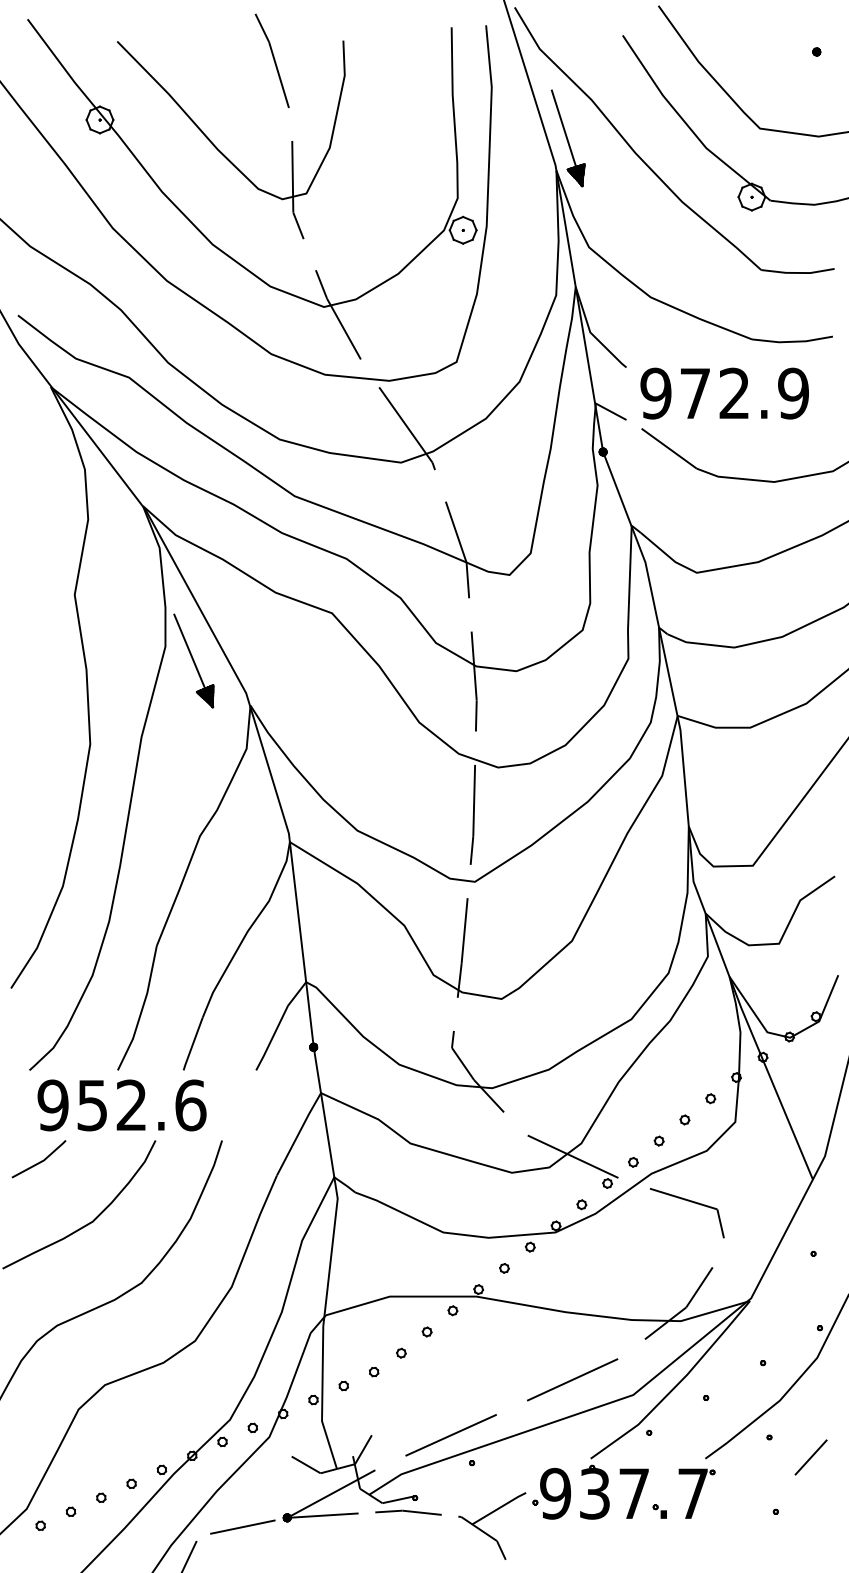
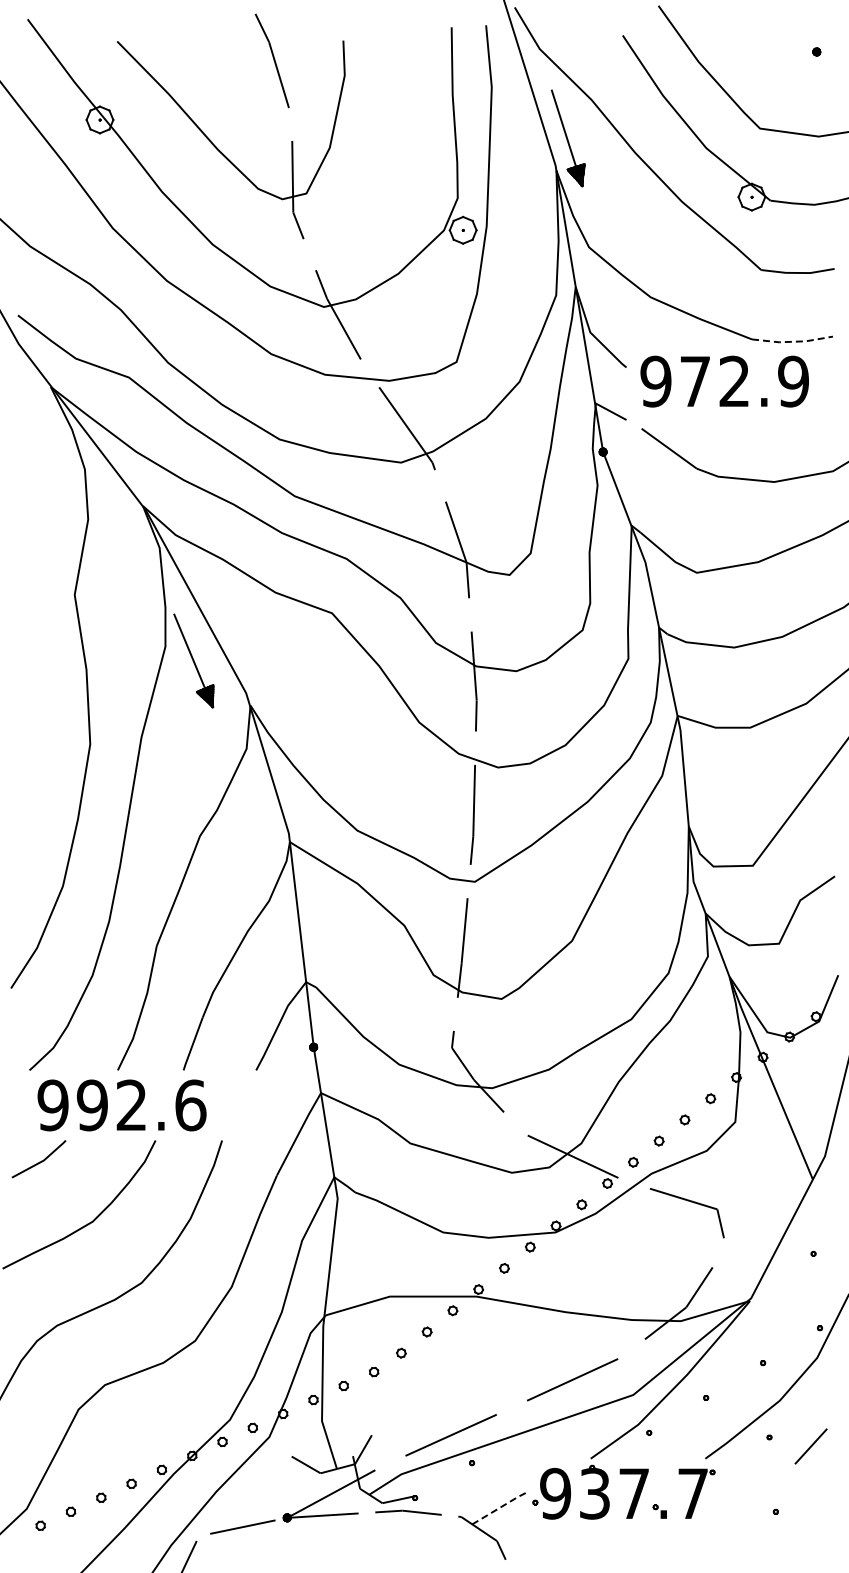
line: solid -> dashed (793, 341)
text position: (724, 393) -> (724, 381) (724, 381)
text: 952.6 -> 992.6 (91, 1105)
line position: (810, 1457) -> (810, 1446) (810, 1446)
line: solid -> dashed (499, 1508)
